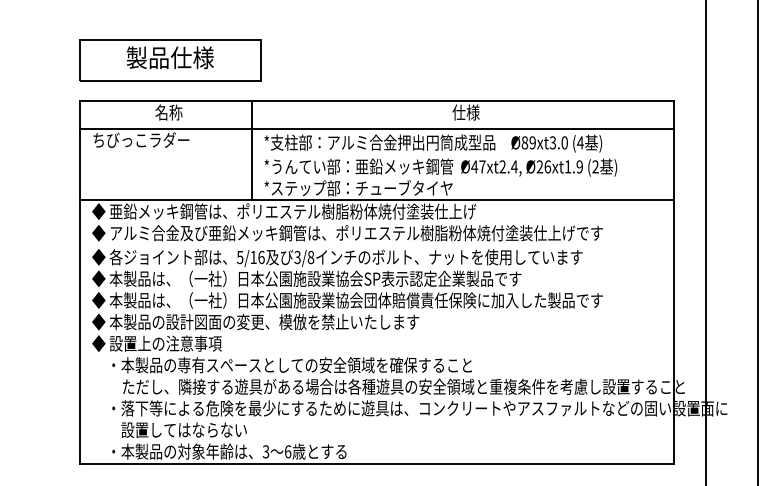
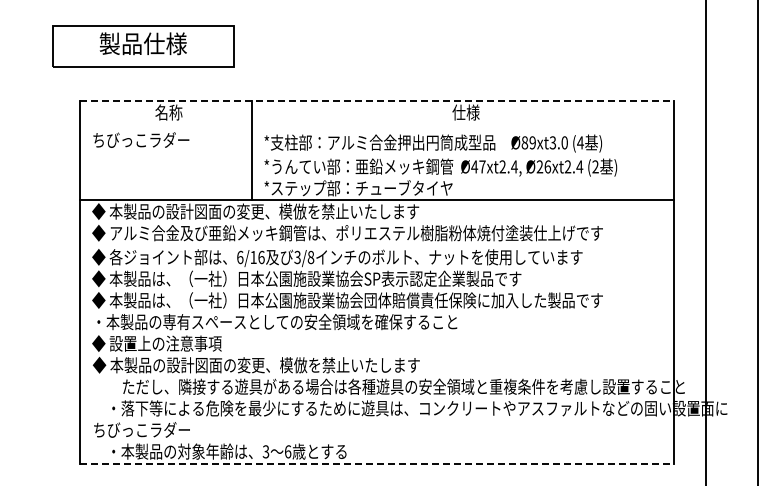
part position: (170, 60) -> (143, 46) (143, 46)
line: solid -> dashed (377, 101)
line: present -> none (376, 128)
text: Ø26xt1.9 -> Ø26xt2.4 (573, 166)
text: ◆ 亜鉛メッキ鋼管は、ポリエステル樹脂粉体焼付塗装仕上げ -> ◆ 本製品の設計図面の変更、模倣を禁止いたします (292, 211)
text: 5/16 -> 6/16 (240, 257)
text: ◆ 本製品の設計図面の変更、模倣を禁止いたします -> ・本製品の専有スペースとしての安全領域を確保すること (274, 321)
text: ・本製品の専有スペースとしての安全領域を確保すること -> ◆ 本製品の設計図面の変更、模倣を禁止いたします (281, 364)
text: 設置してはならない -> ちびっこラダー (170, 430)
line: solid -> dashed (377, 463)
